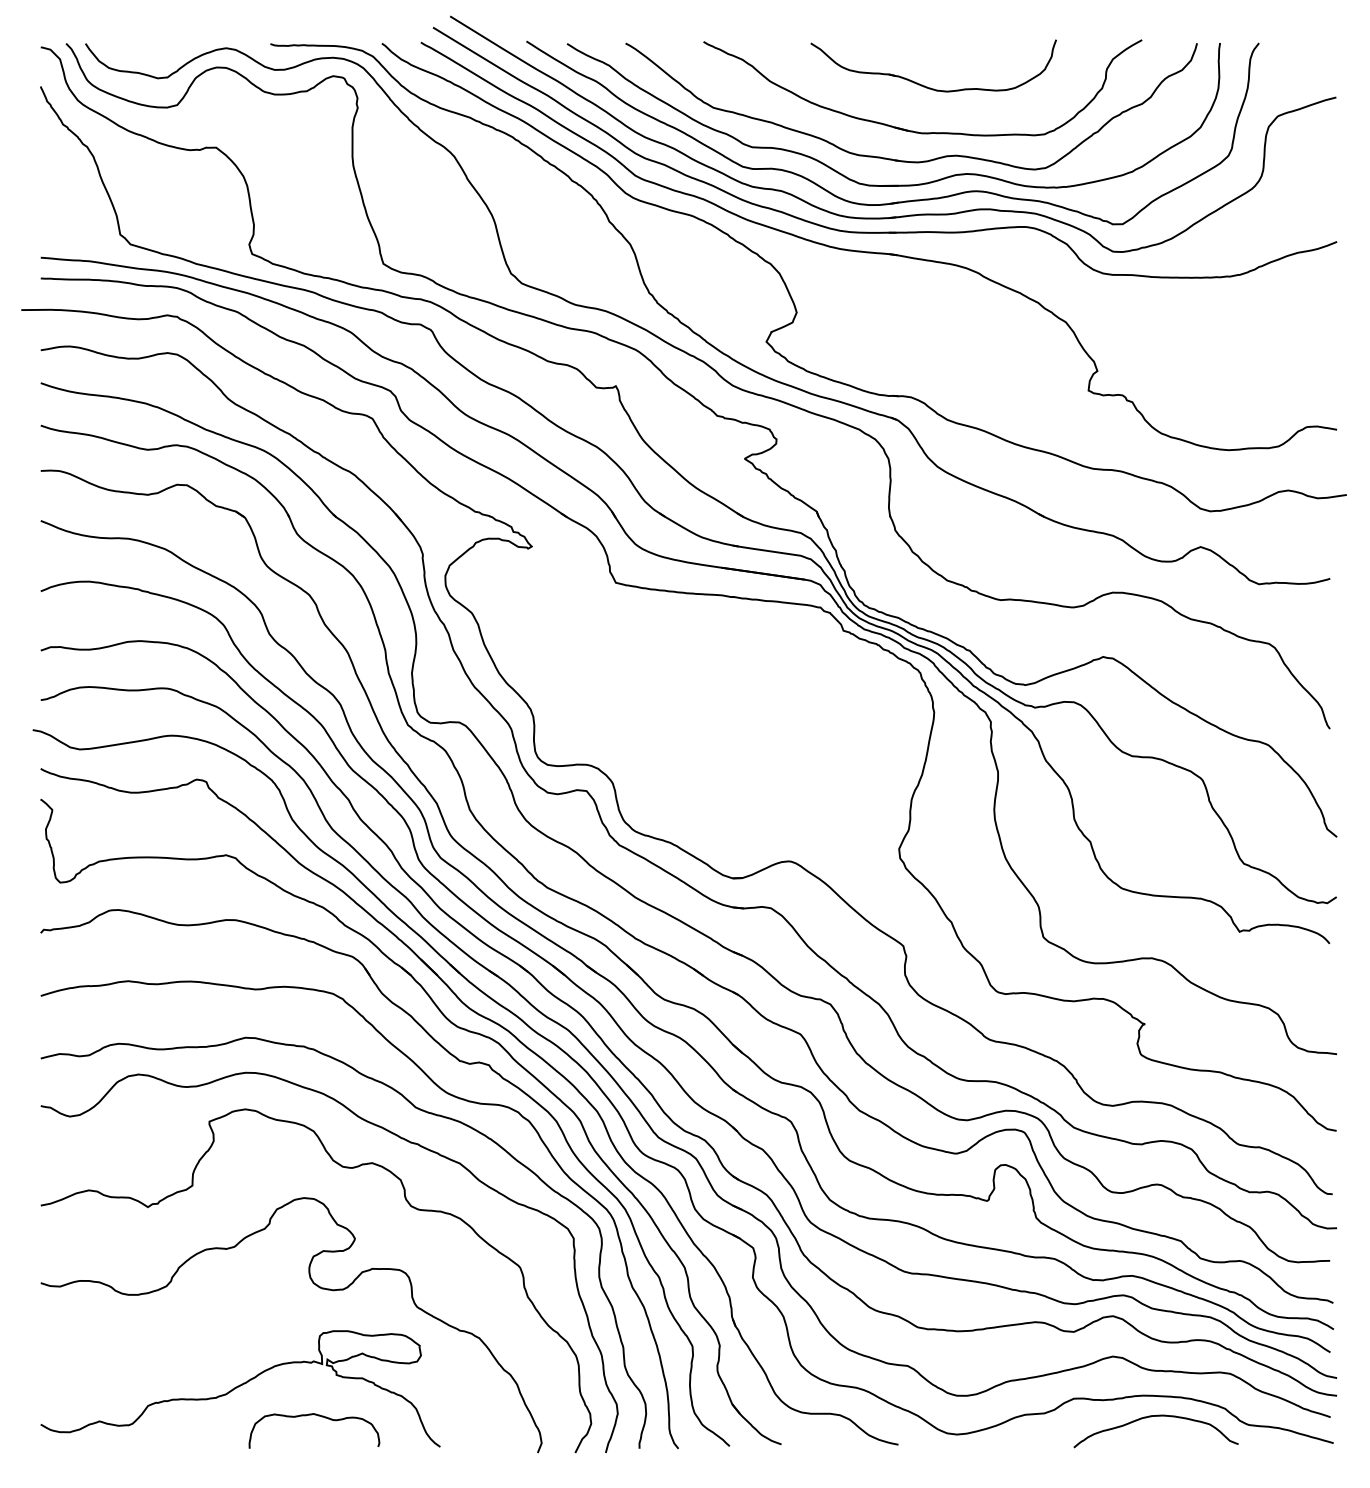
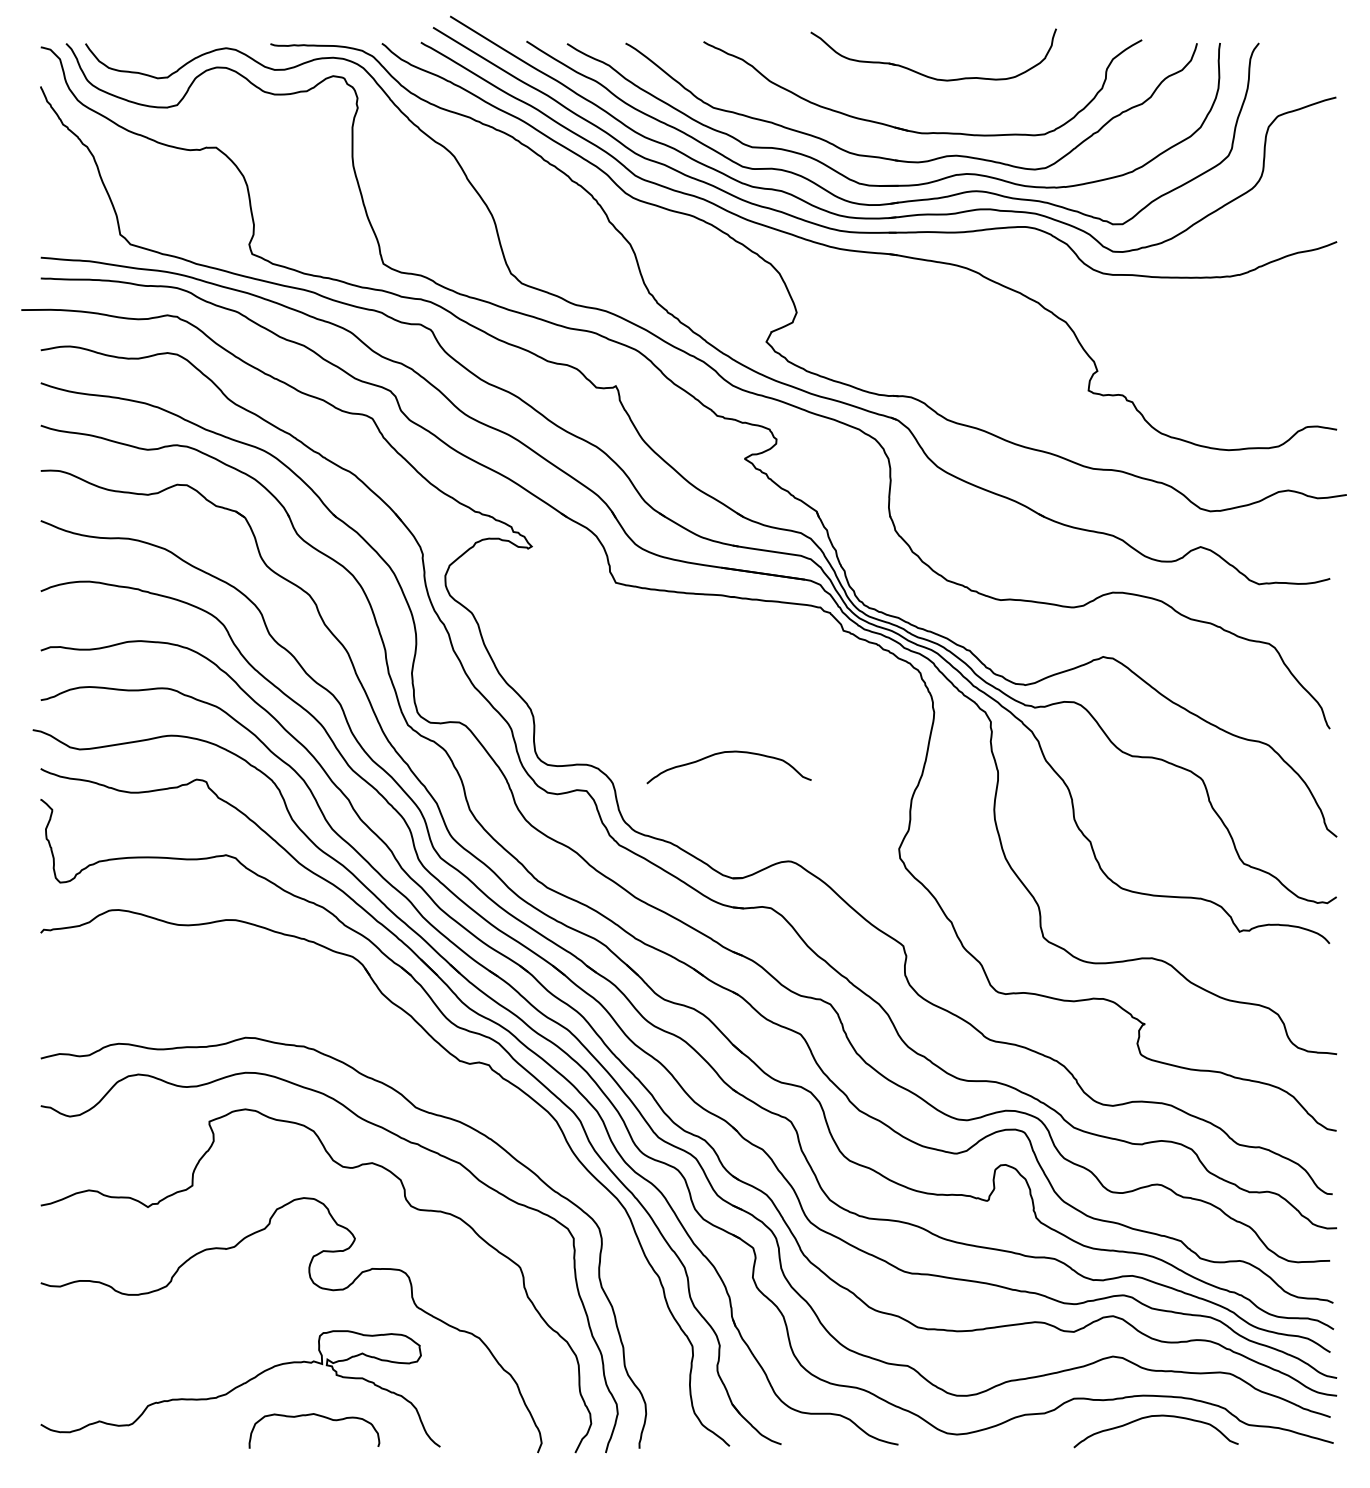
part position: (927, 86) -> (927, 75) (927, 75)
curve: none -> present (724, 753)
curve: present -> none (441, 1090)
